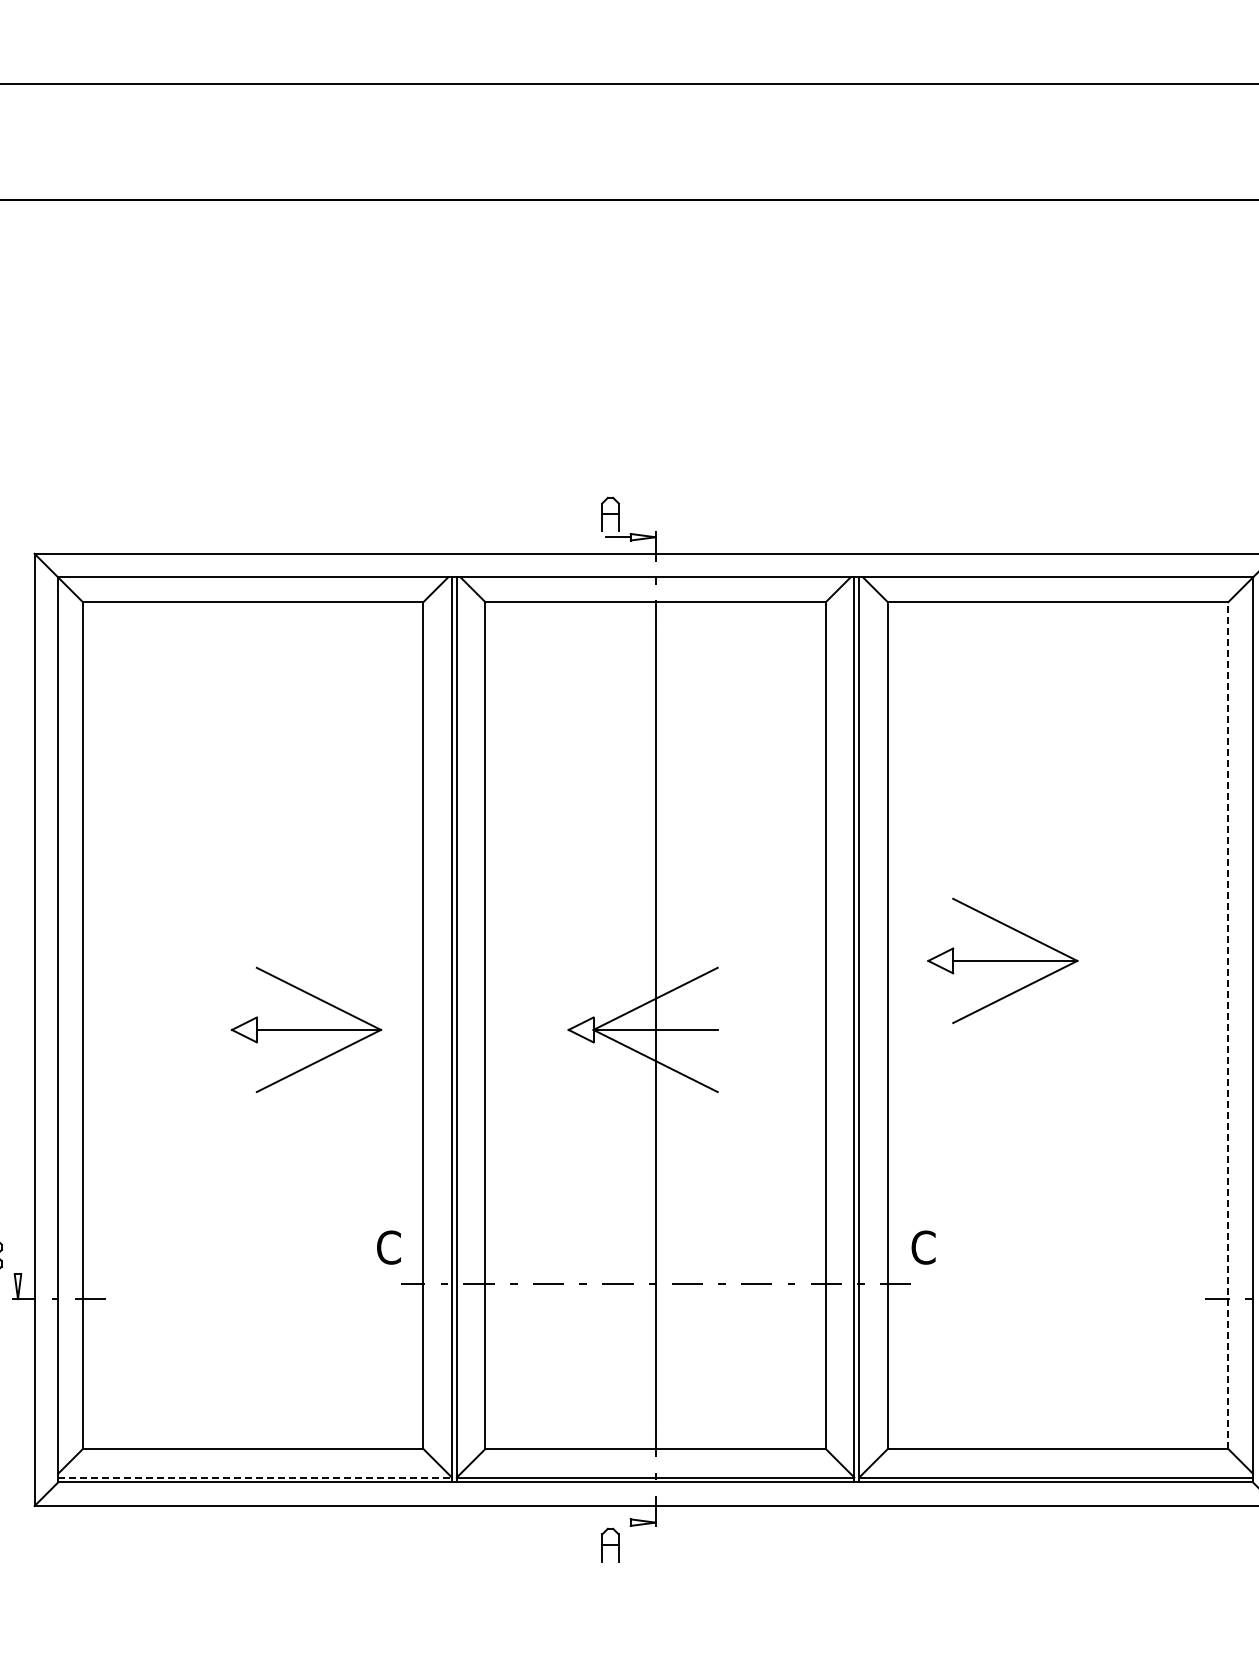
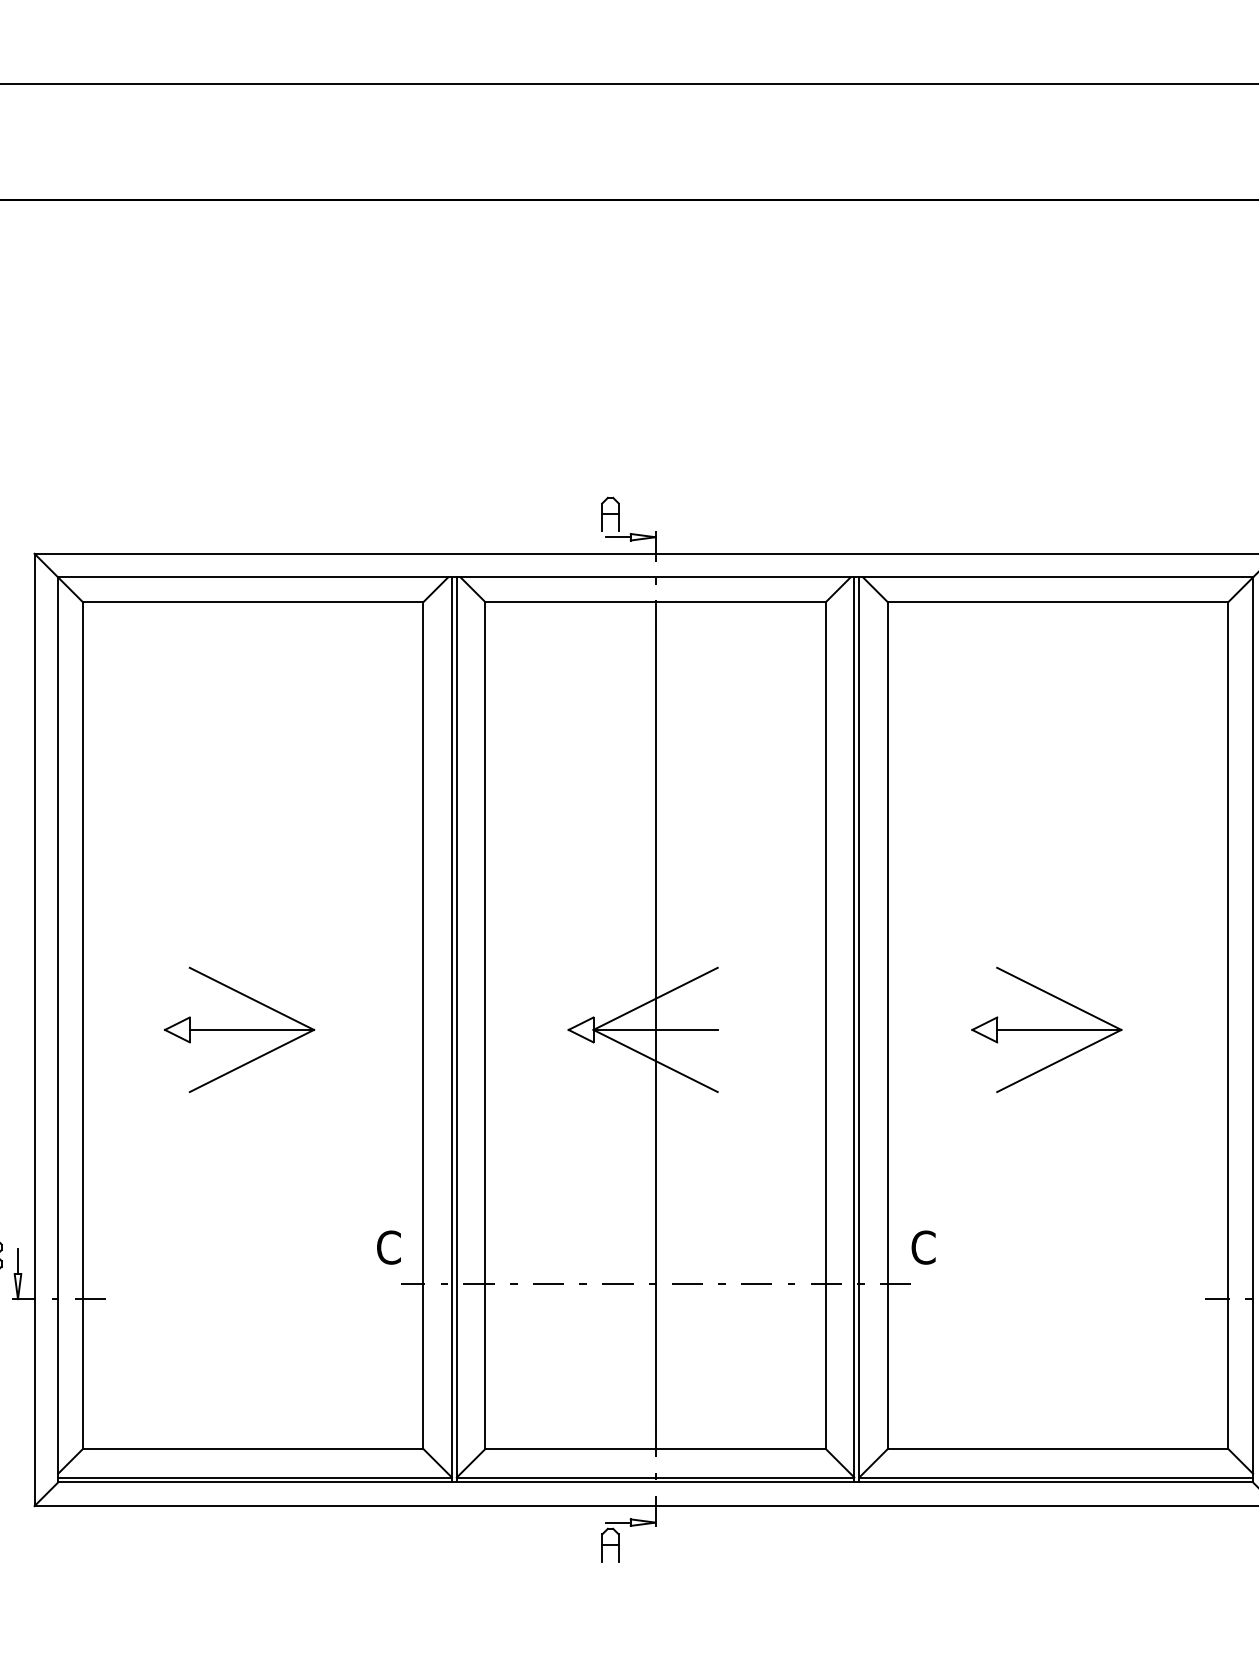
part position: (1002, 960) -> (1046, 1029) (1046, 1029)
line: dashed -> solid (1228, 1025)
part position: (306, 1029) -> (239, 1029) (239, 1029)
line: none -> present (18, 1261)
line: dashed -> solid (255, 1477)
line: none -> present (617, 1522)
